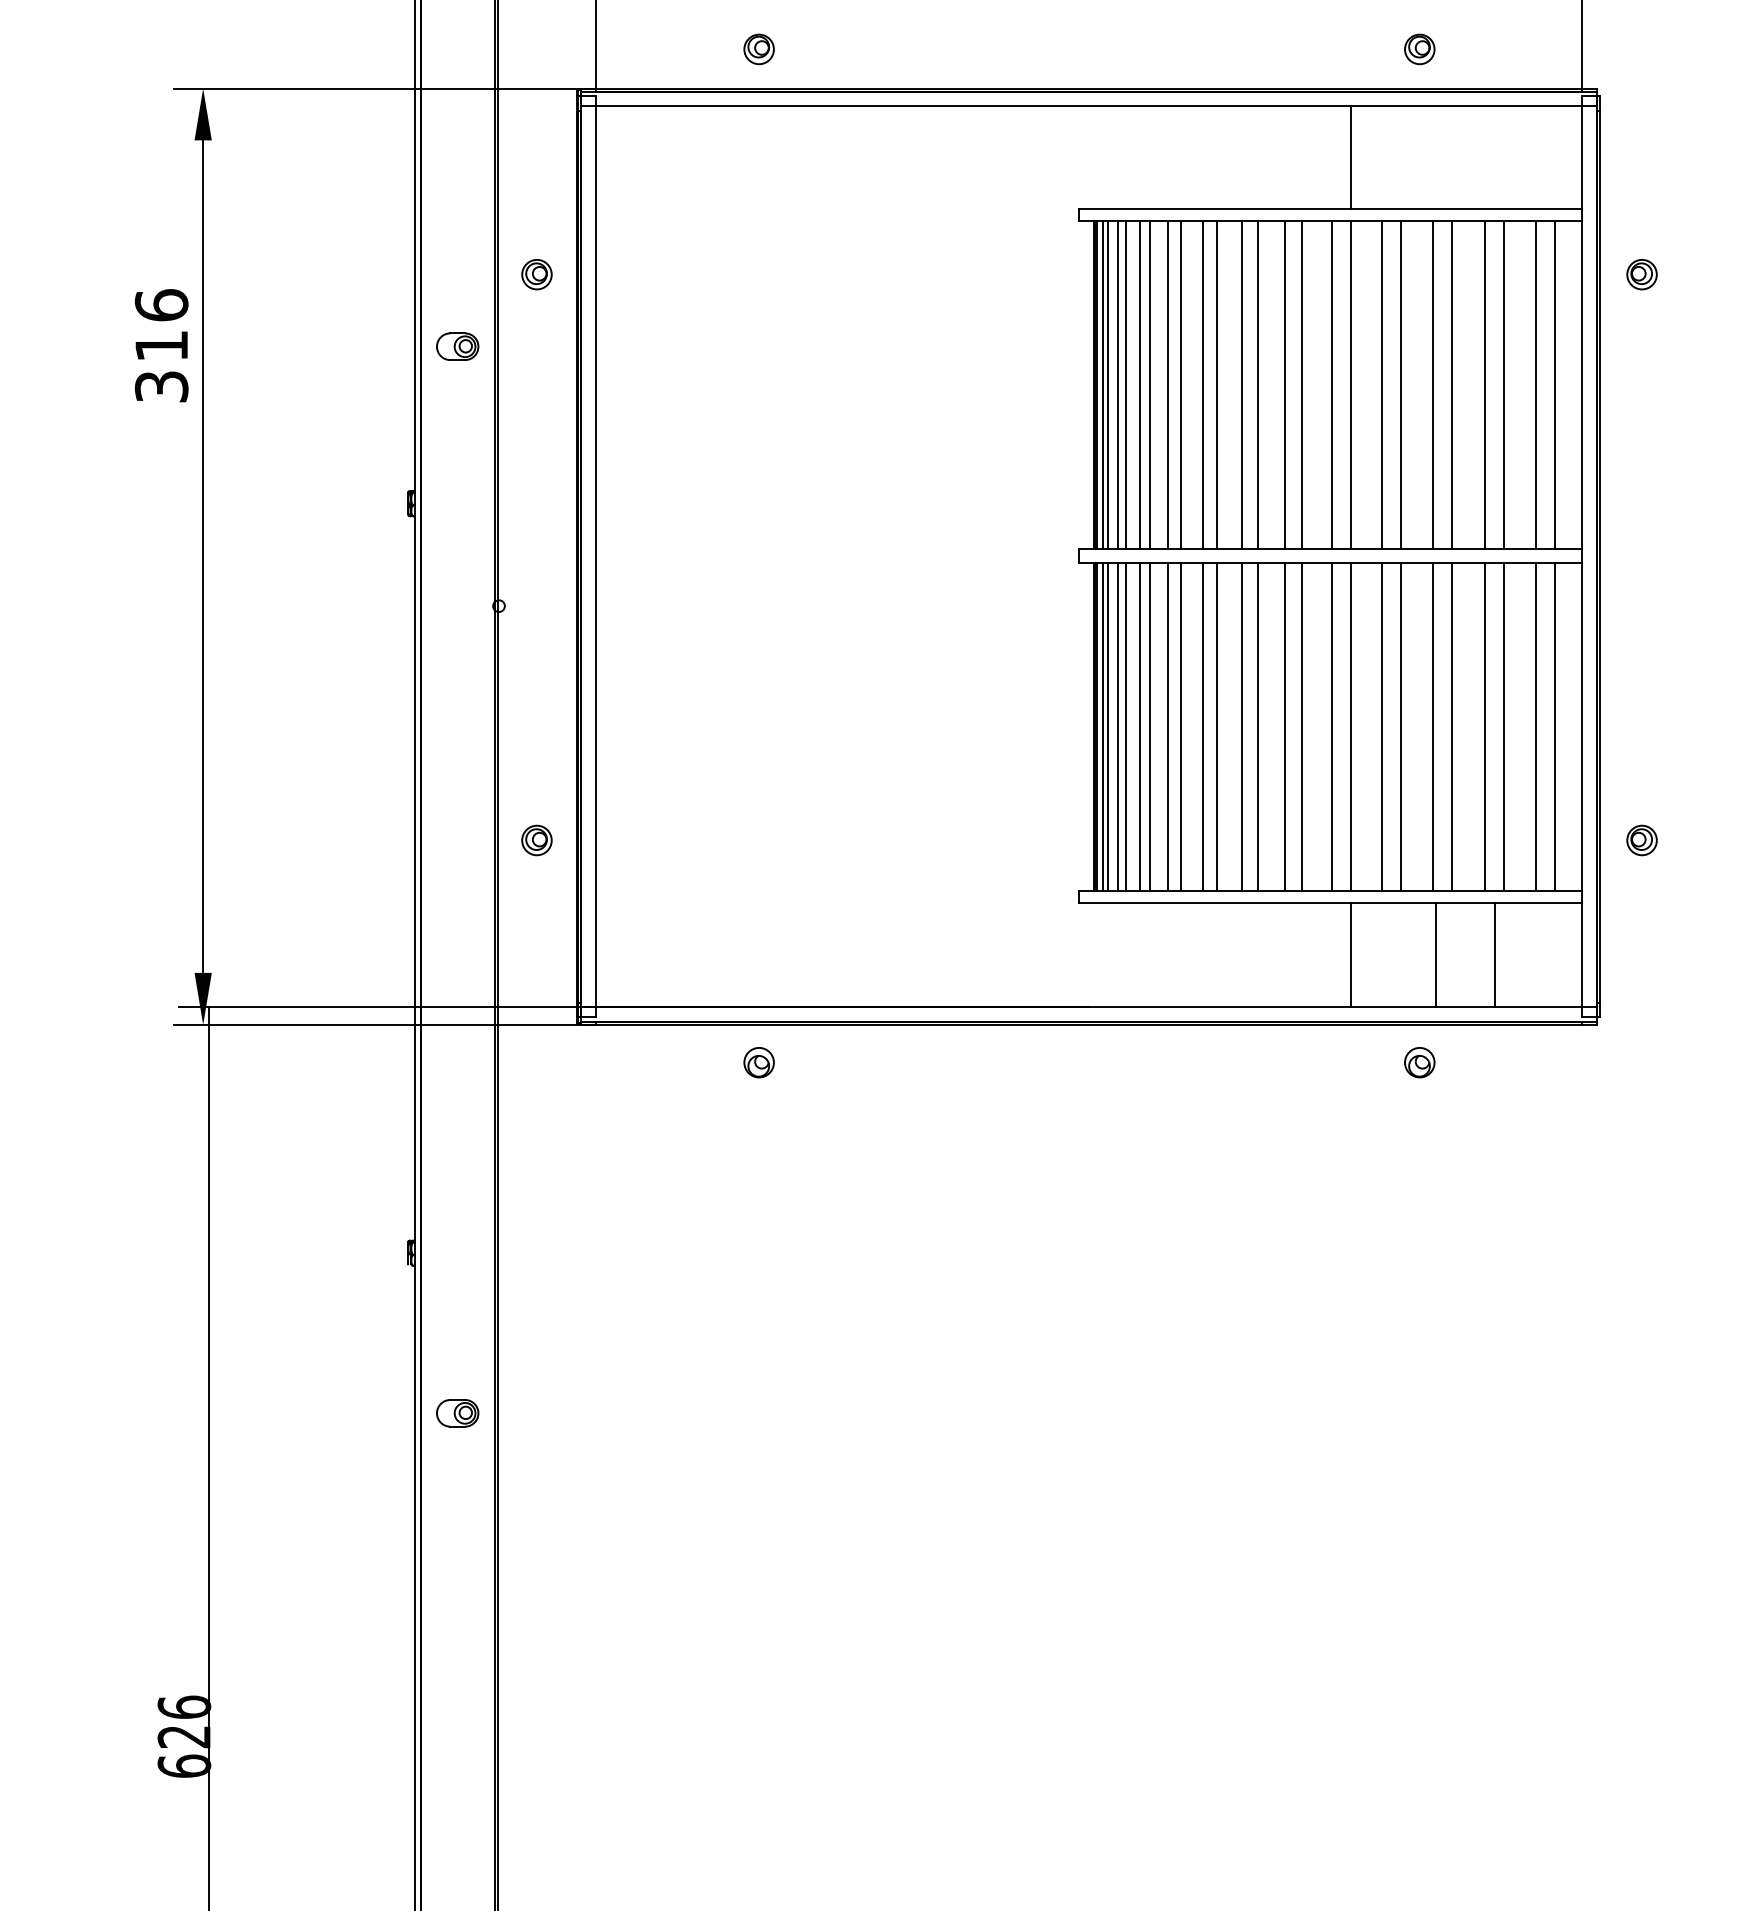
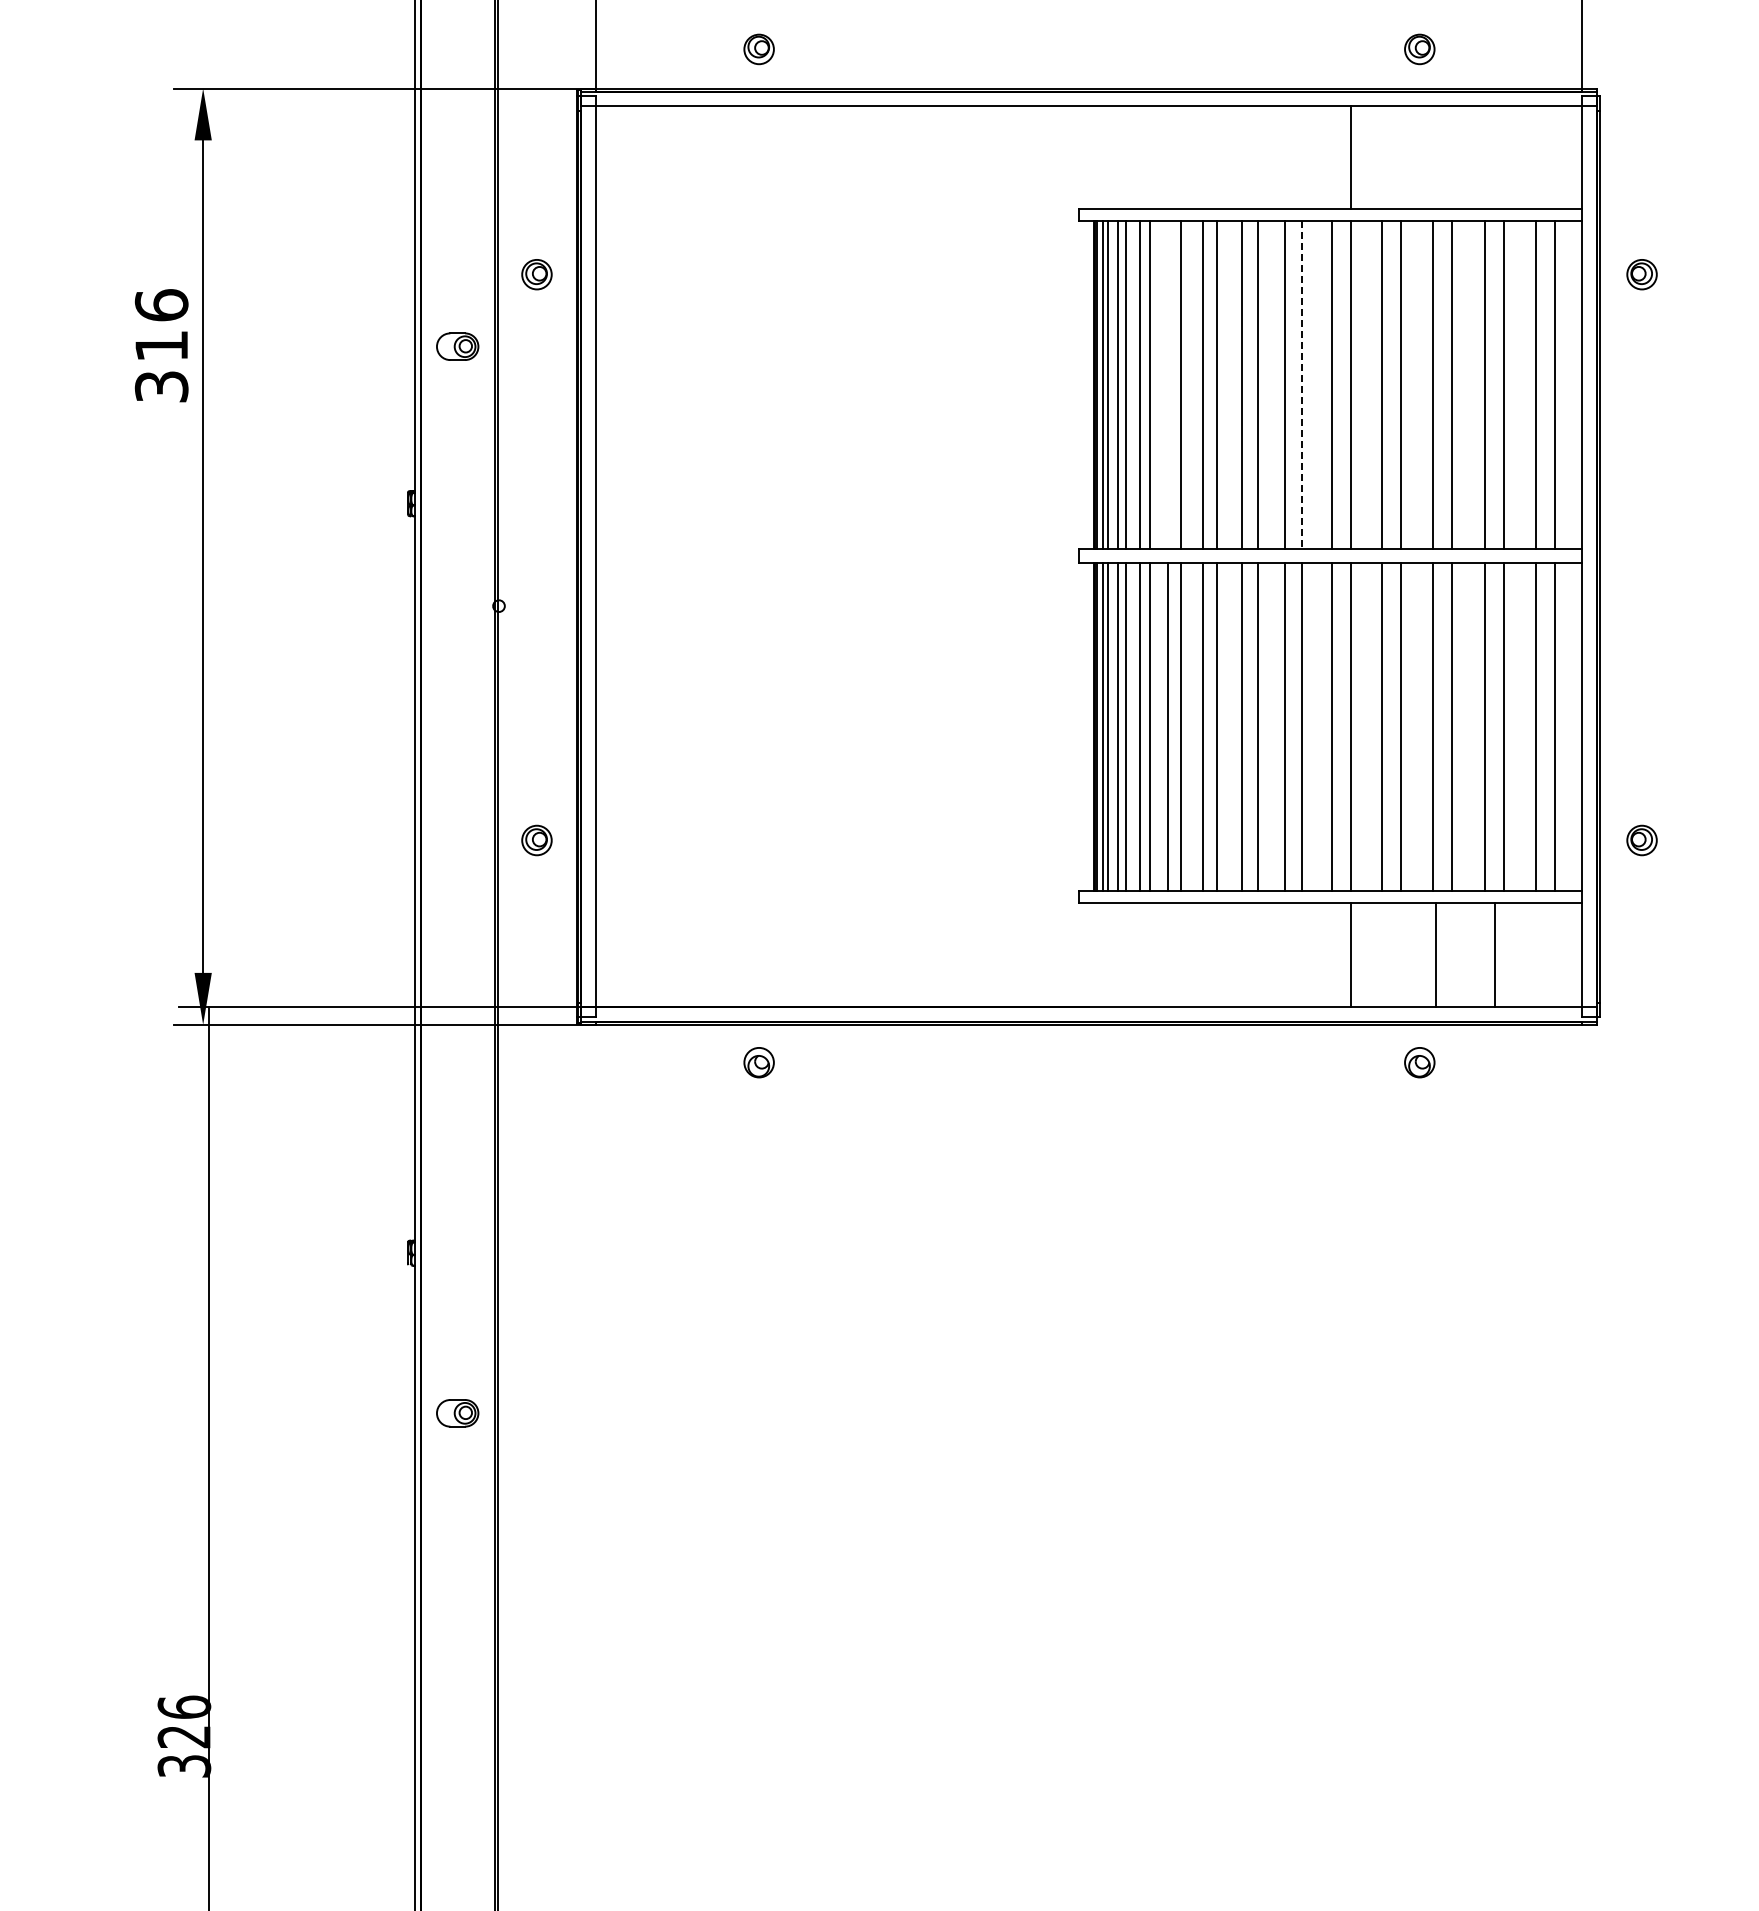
line: present -> none (1168, 384)
line: solid -> dashed (1302, 384)
text: 626 -> 326 (184, 1765)
